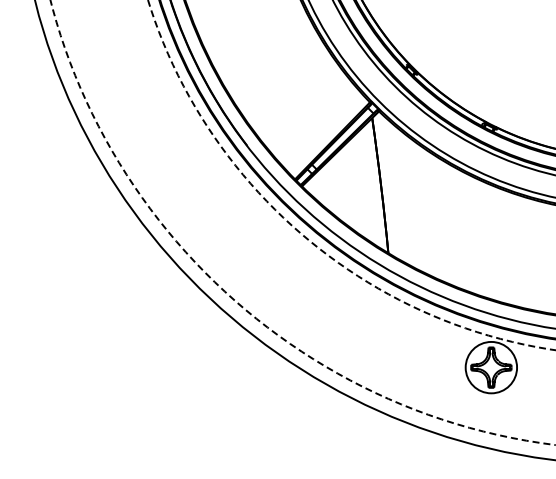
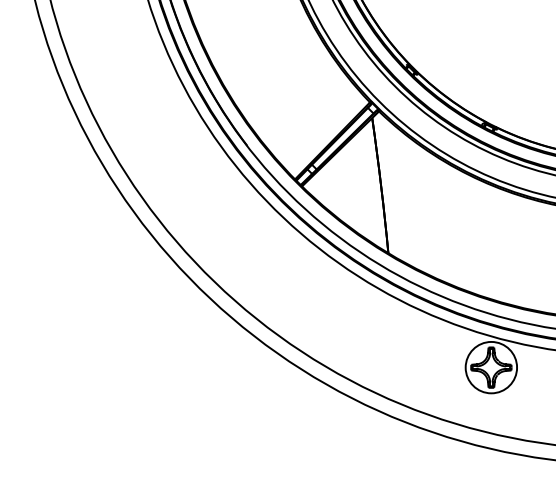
arc: dashed -> solid (302, 234)
arc: dashed -> solid (235, 301)
